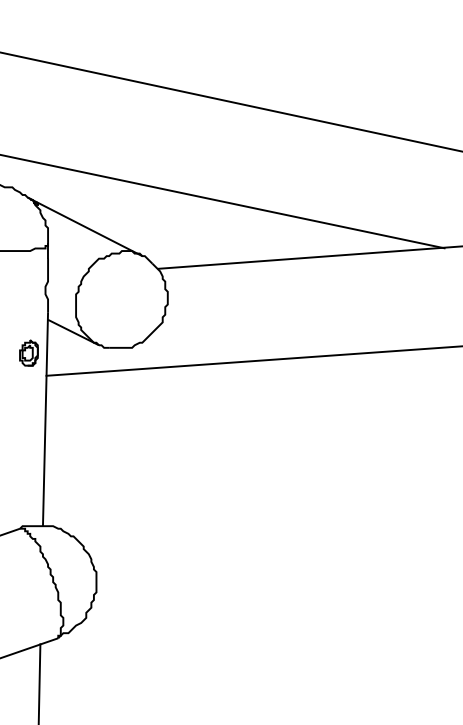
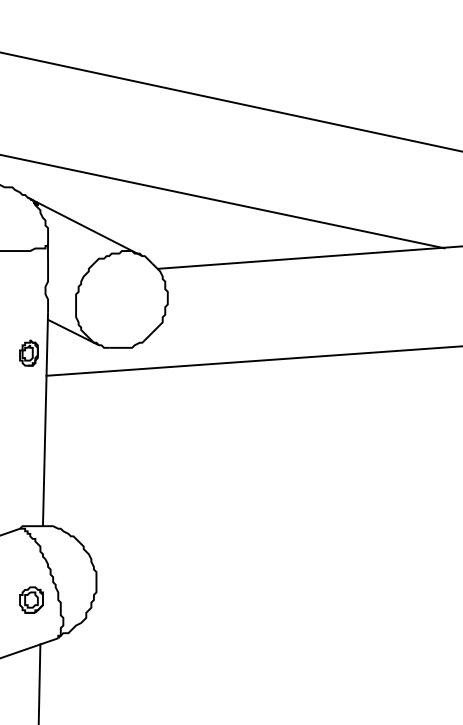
part: none -> present (31, 599)
